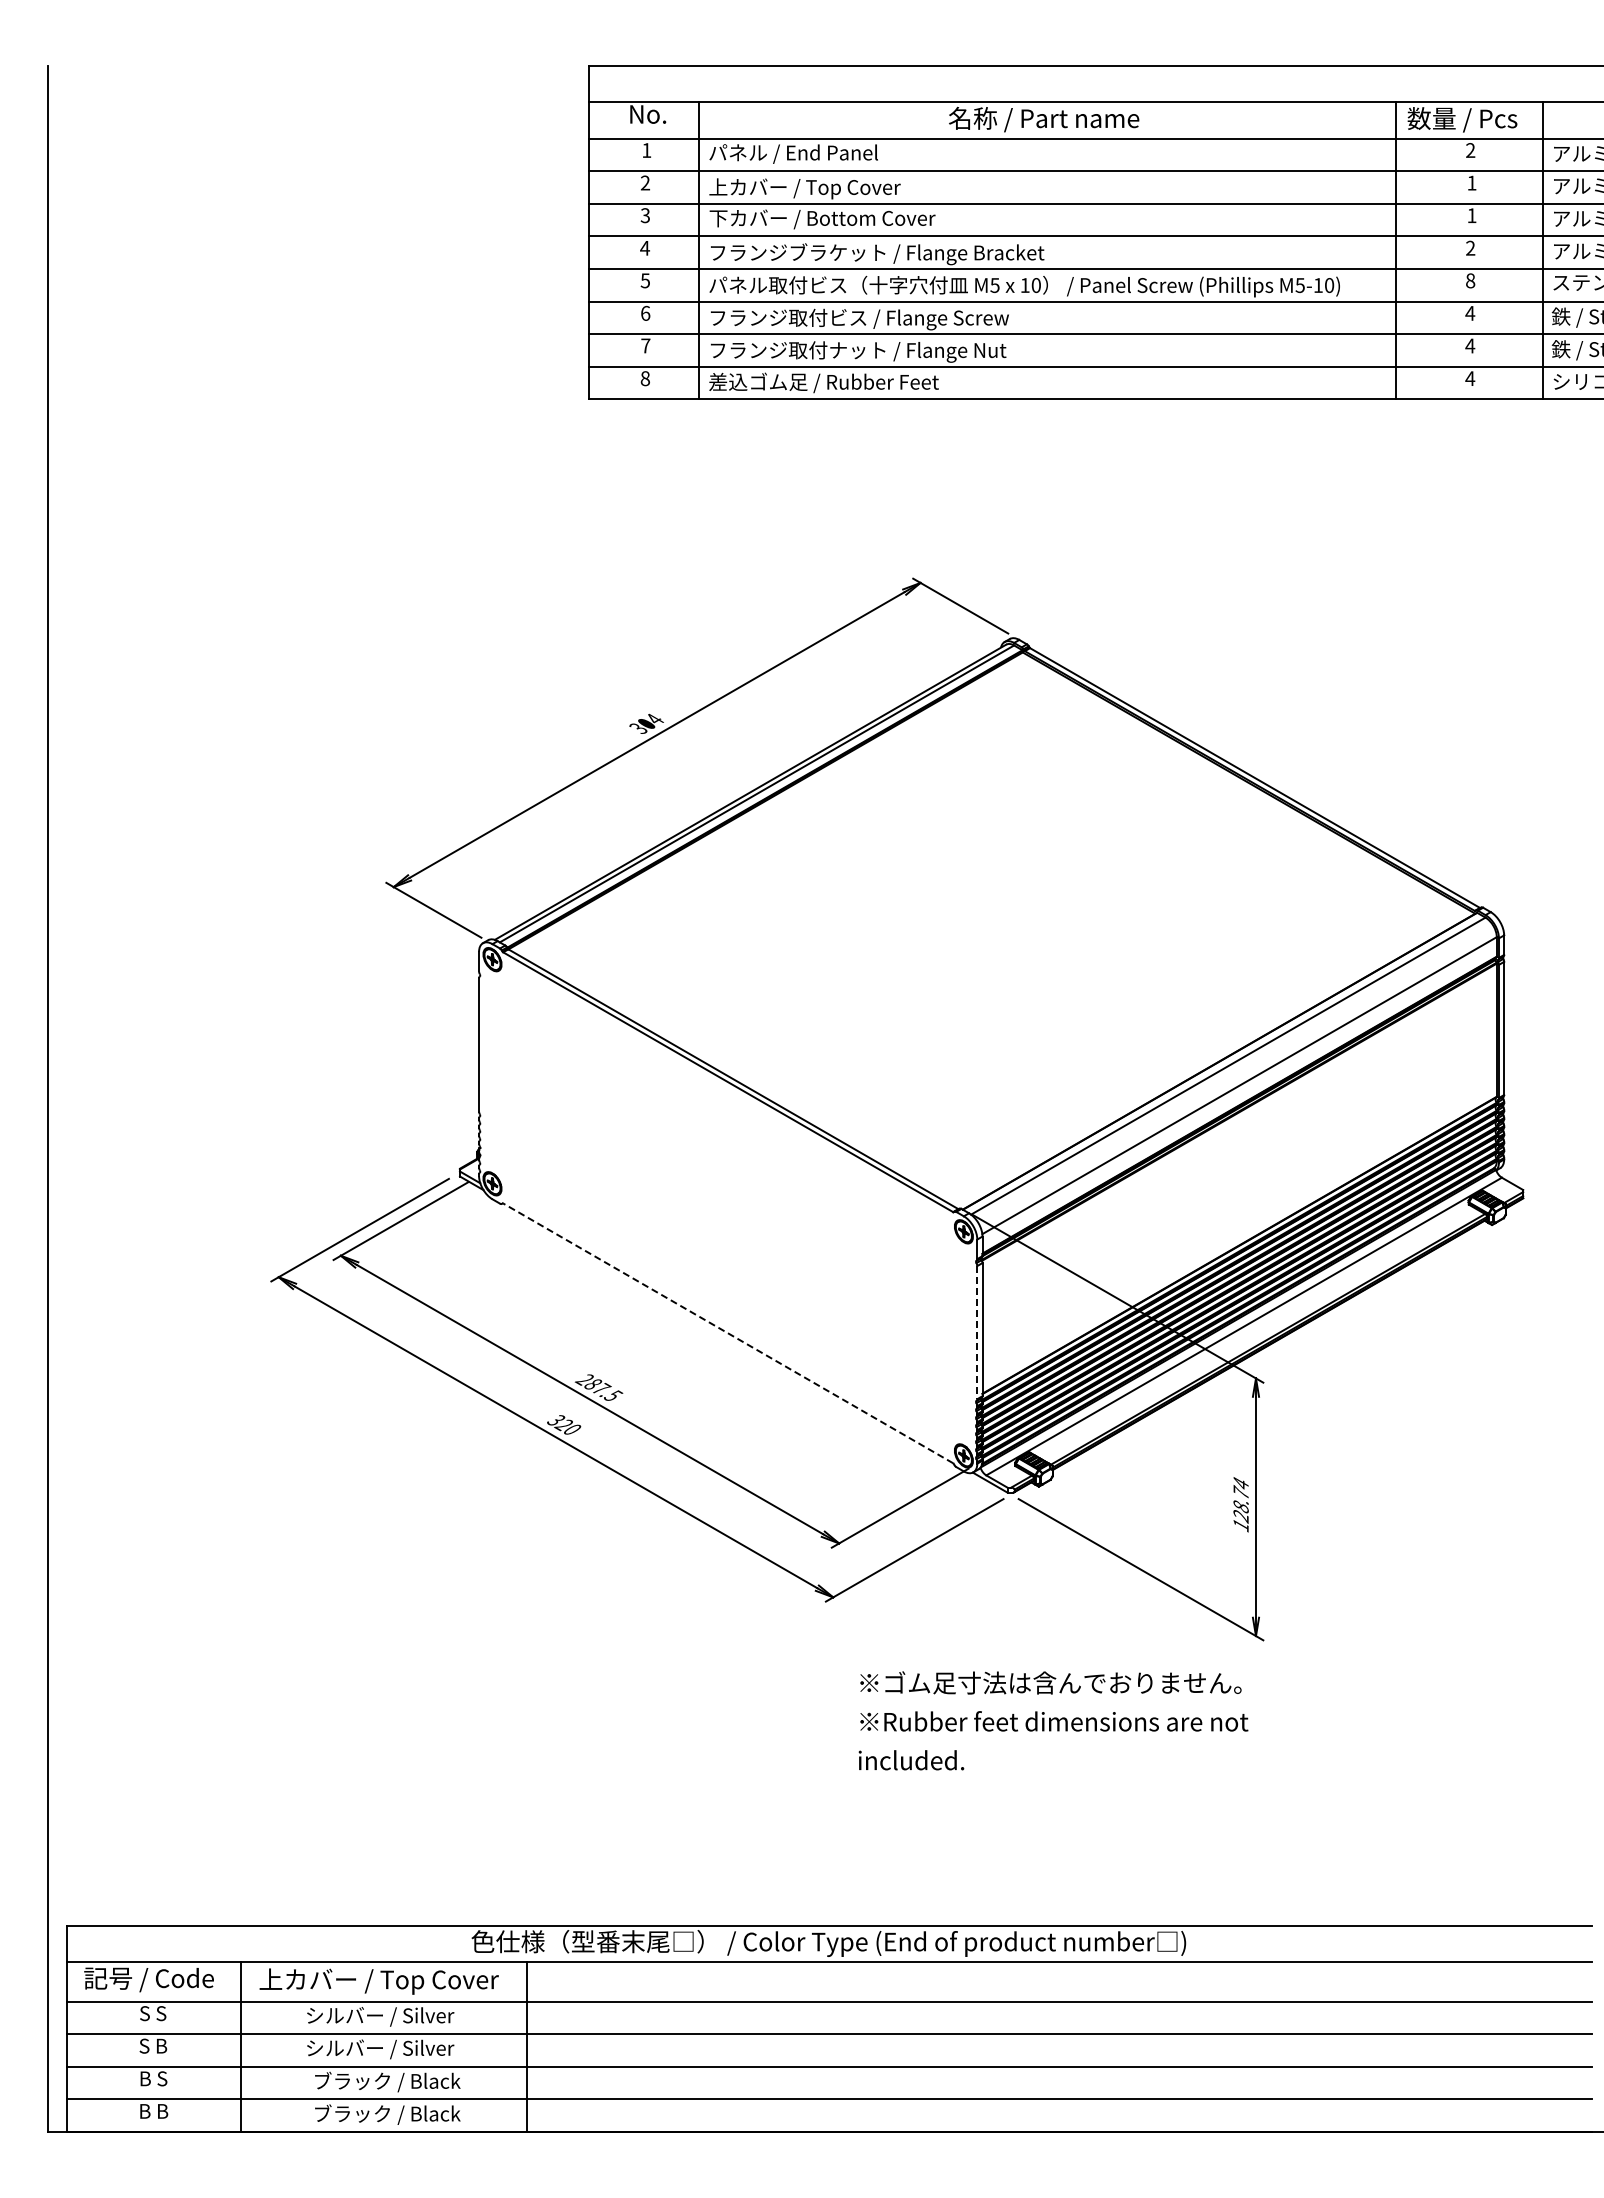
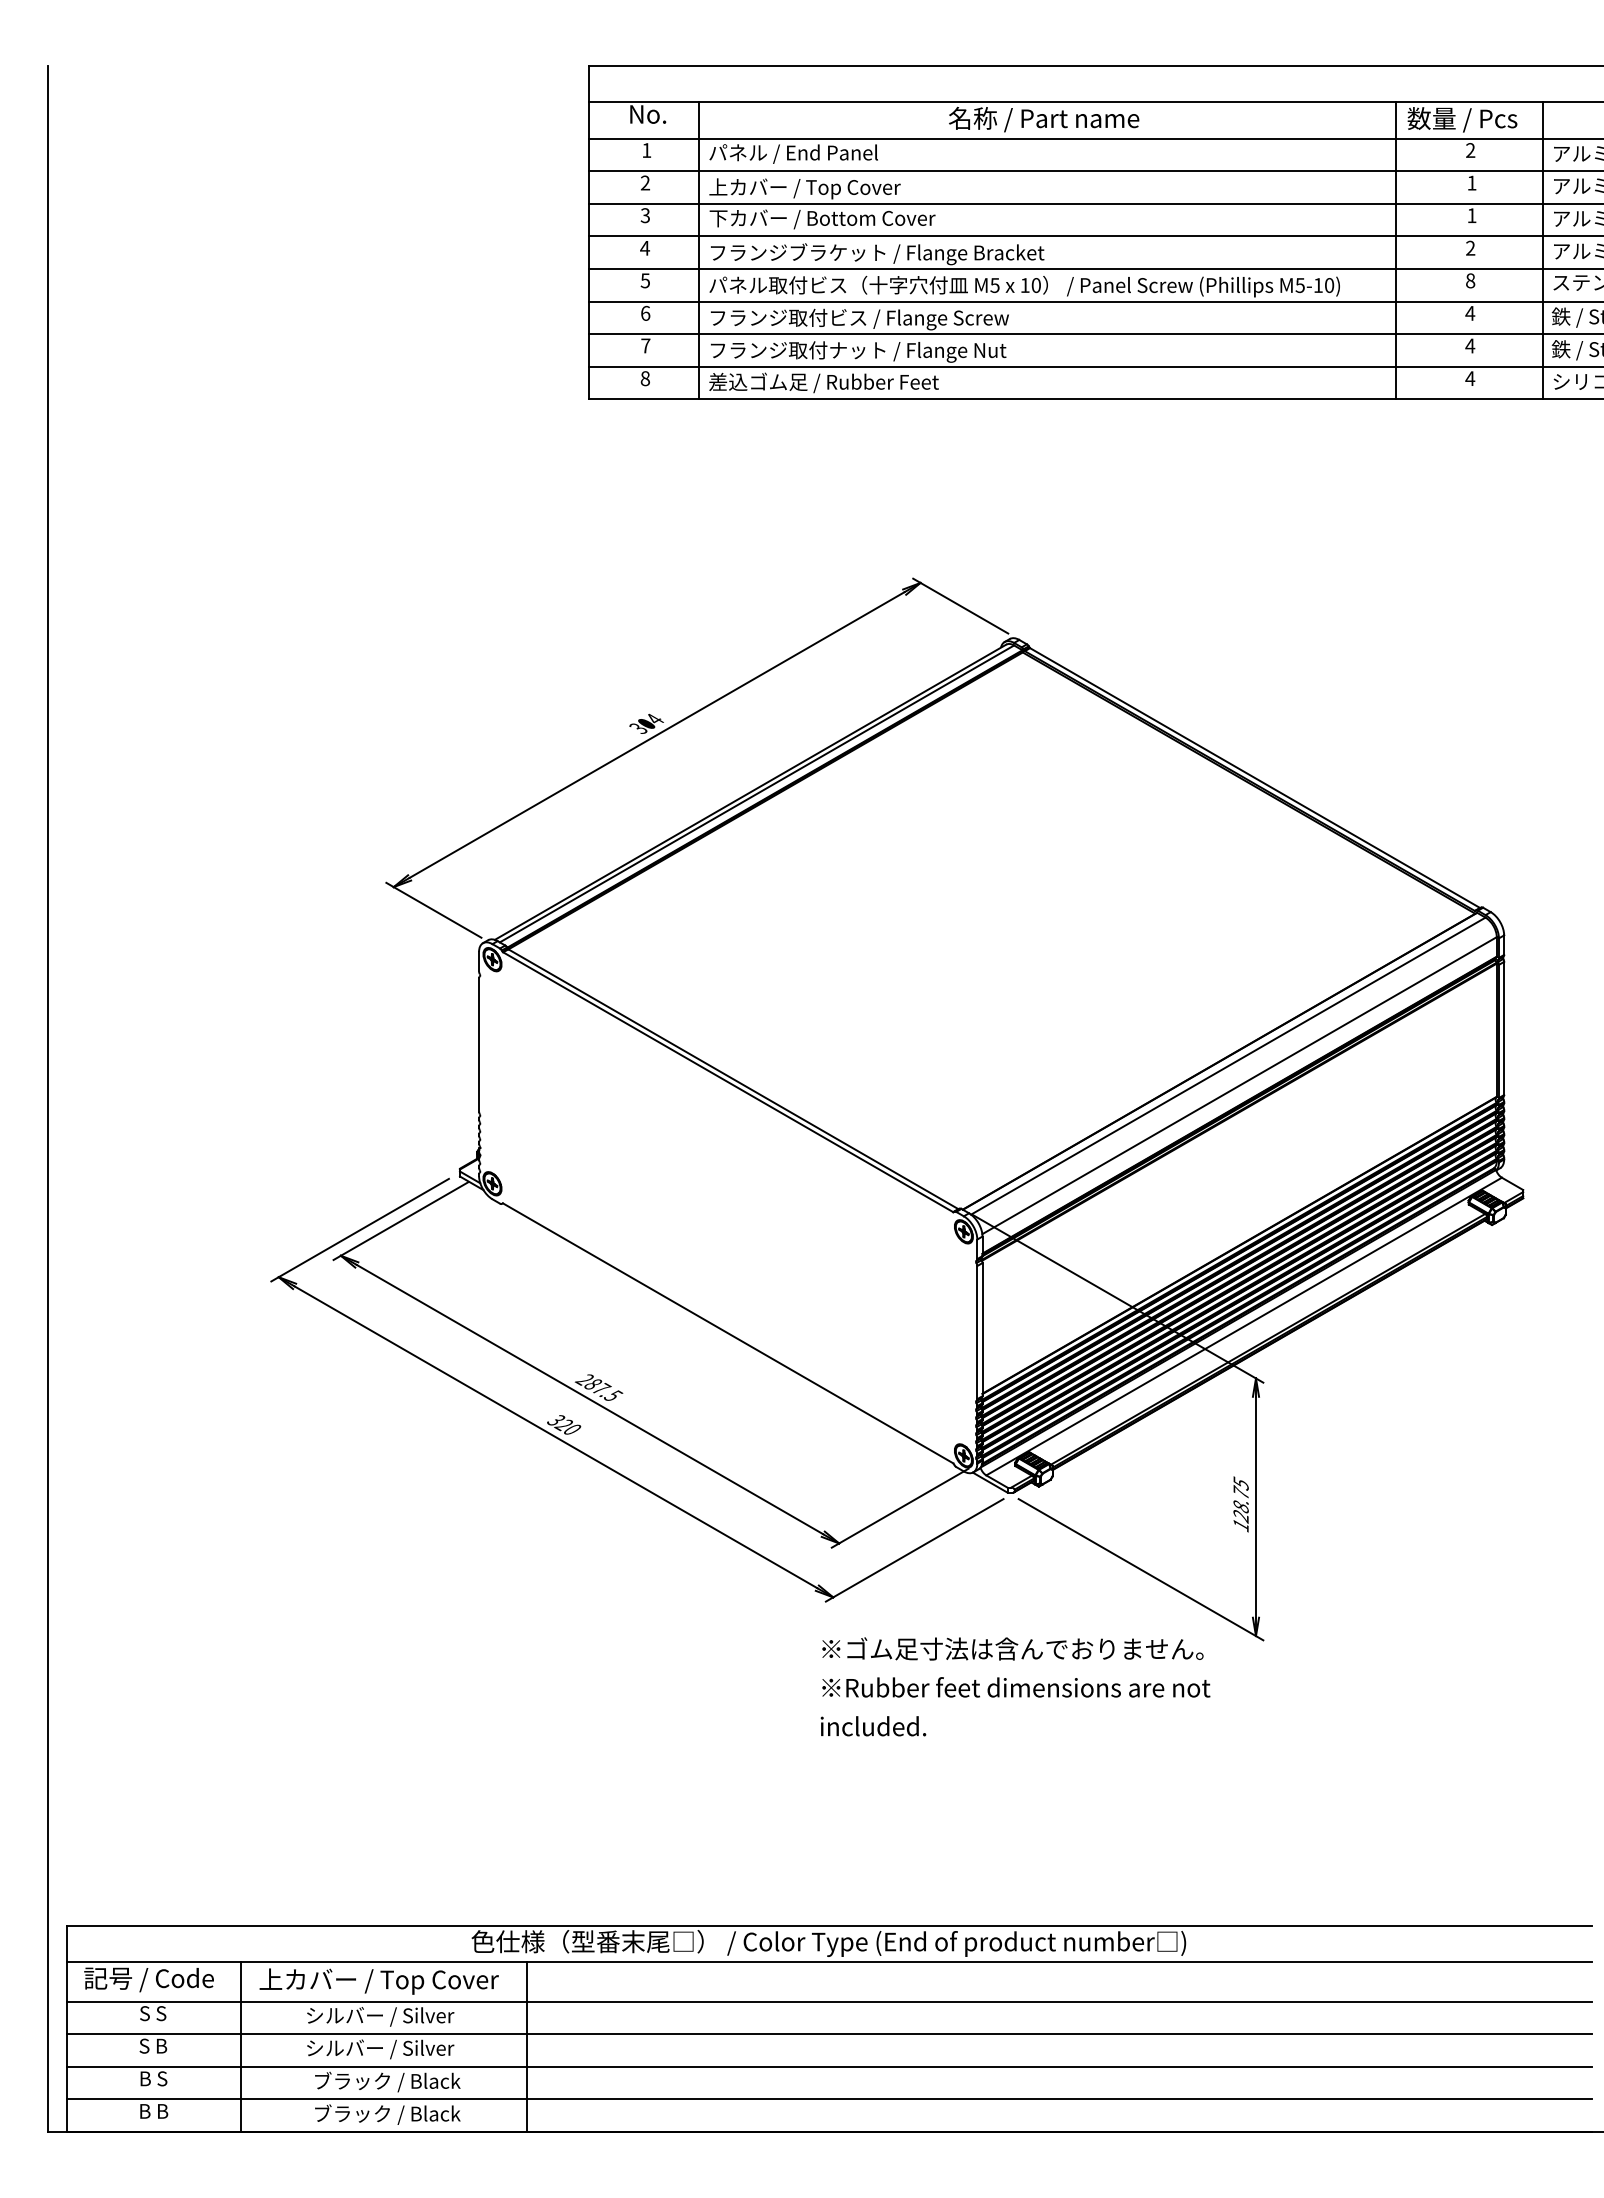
line: dashed -> solid (977, 1332)
line: dashed -> solid (728, 1333)
text: 128.74 -> 128.75 (1240, 1483)
text position: (1053, 1720) -> (1015, 1686) (1015, 1686)
